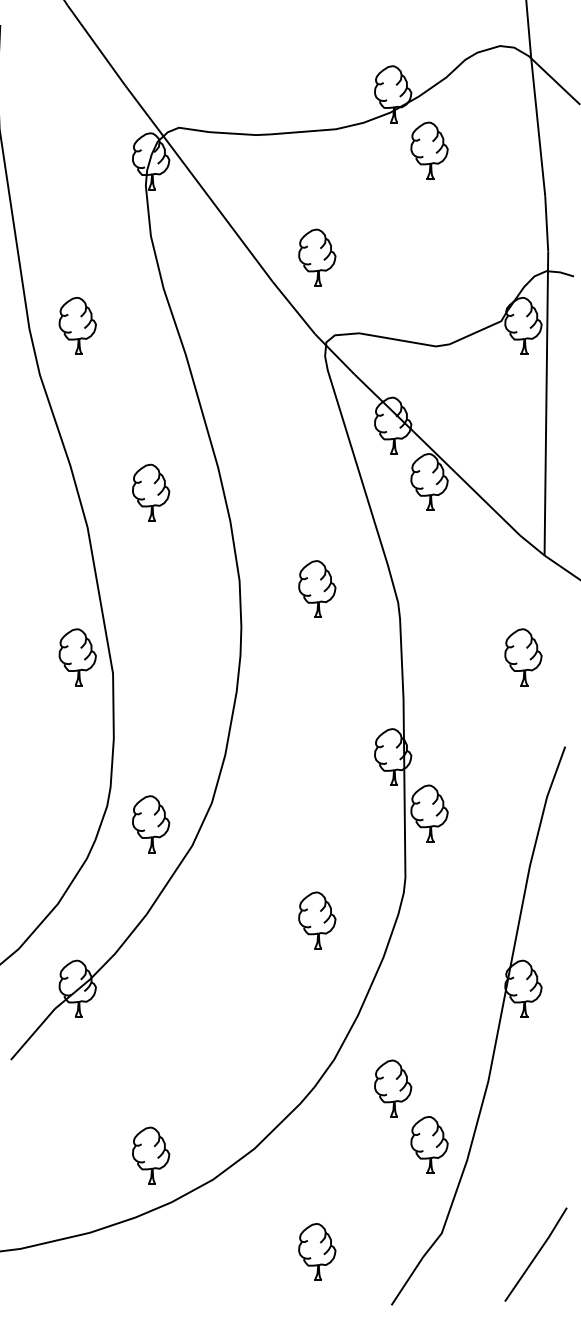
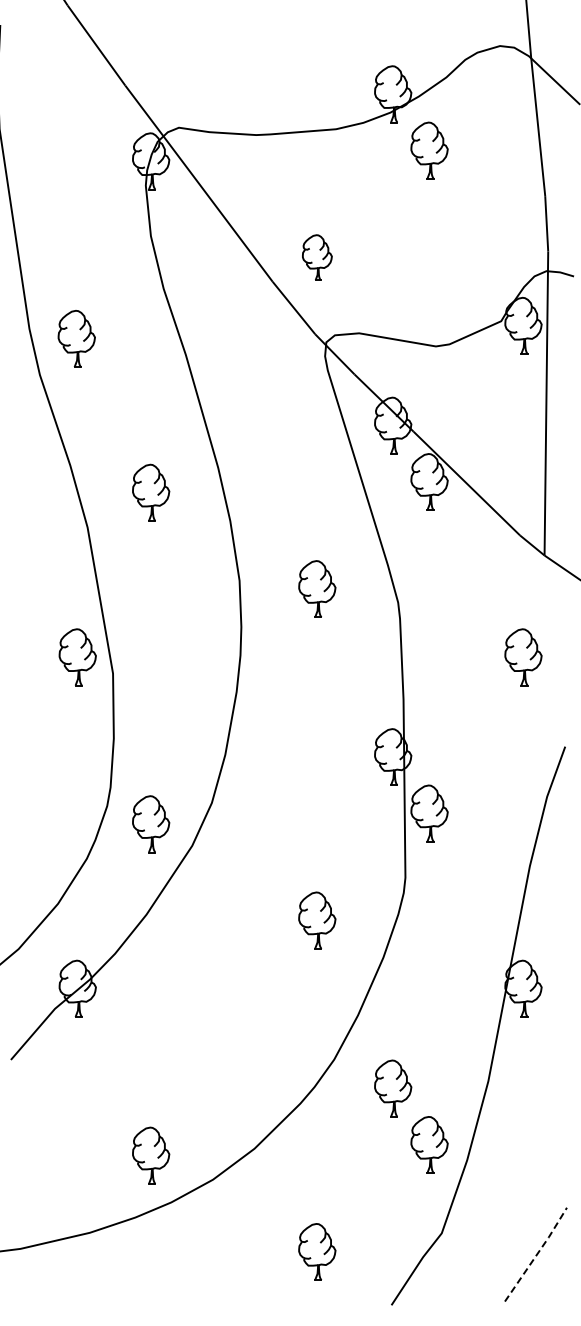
part size: 39x59 px -> 31x47 px (317, 257)
part position: (77, 325) -> (76, 338) (76, 338)
line: solid -> dashed (536, 1254)
